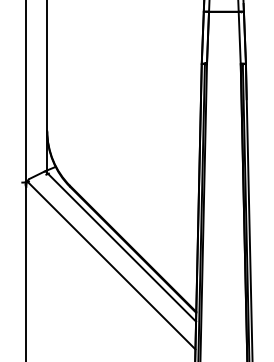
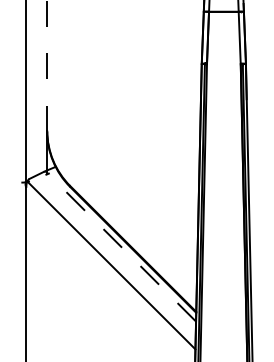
line: solid -> dashed (47, 65)
line: solid -> dashed (120, 246)
